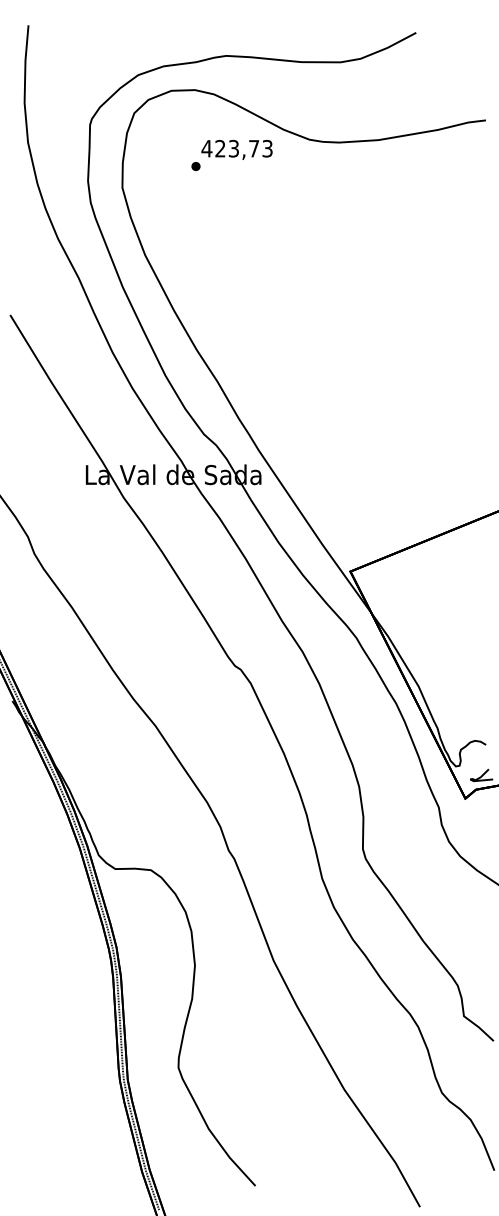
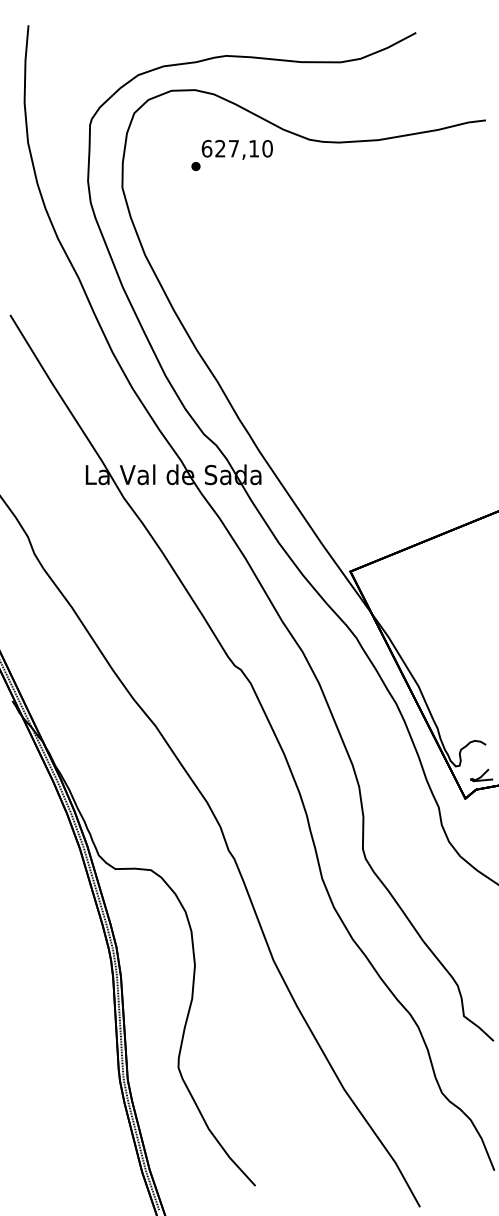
text: 423,73 -> 627,10 (236, 148)
